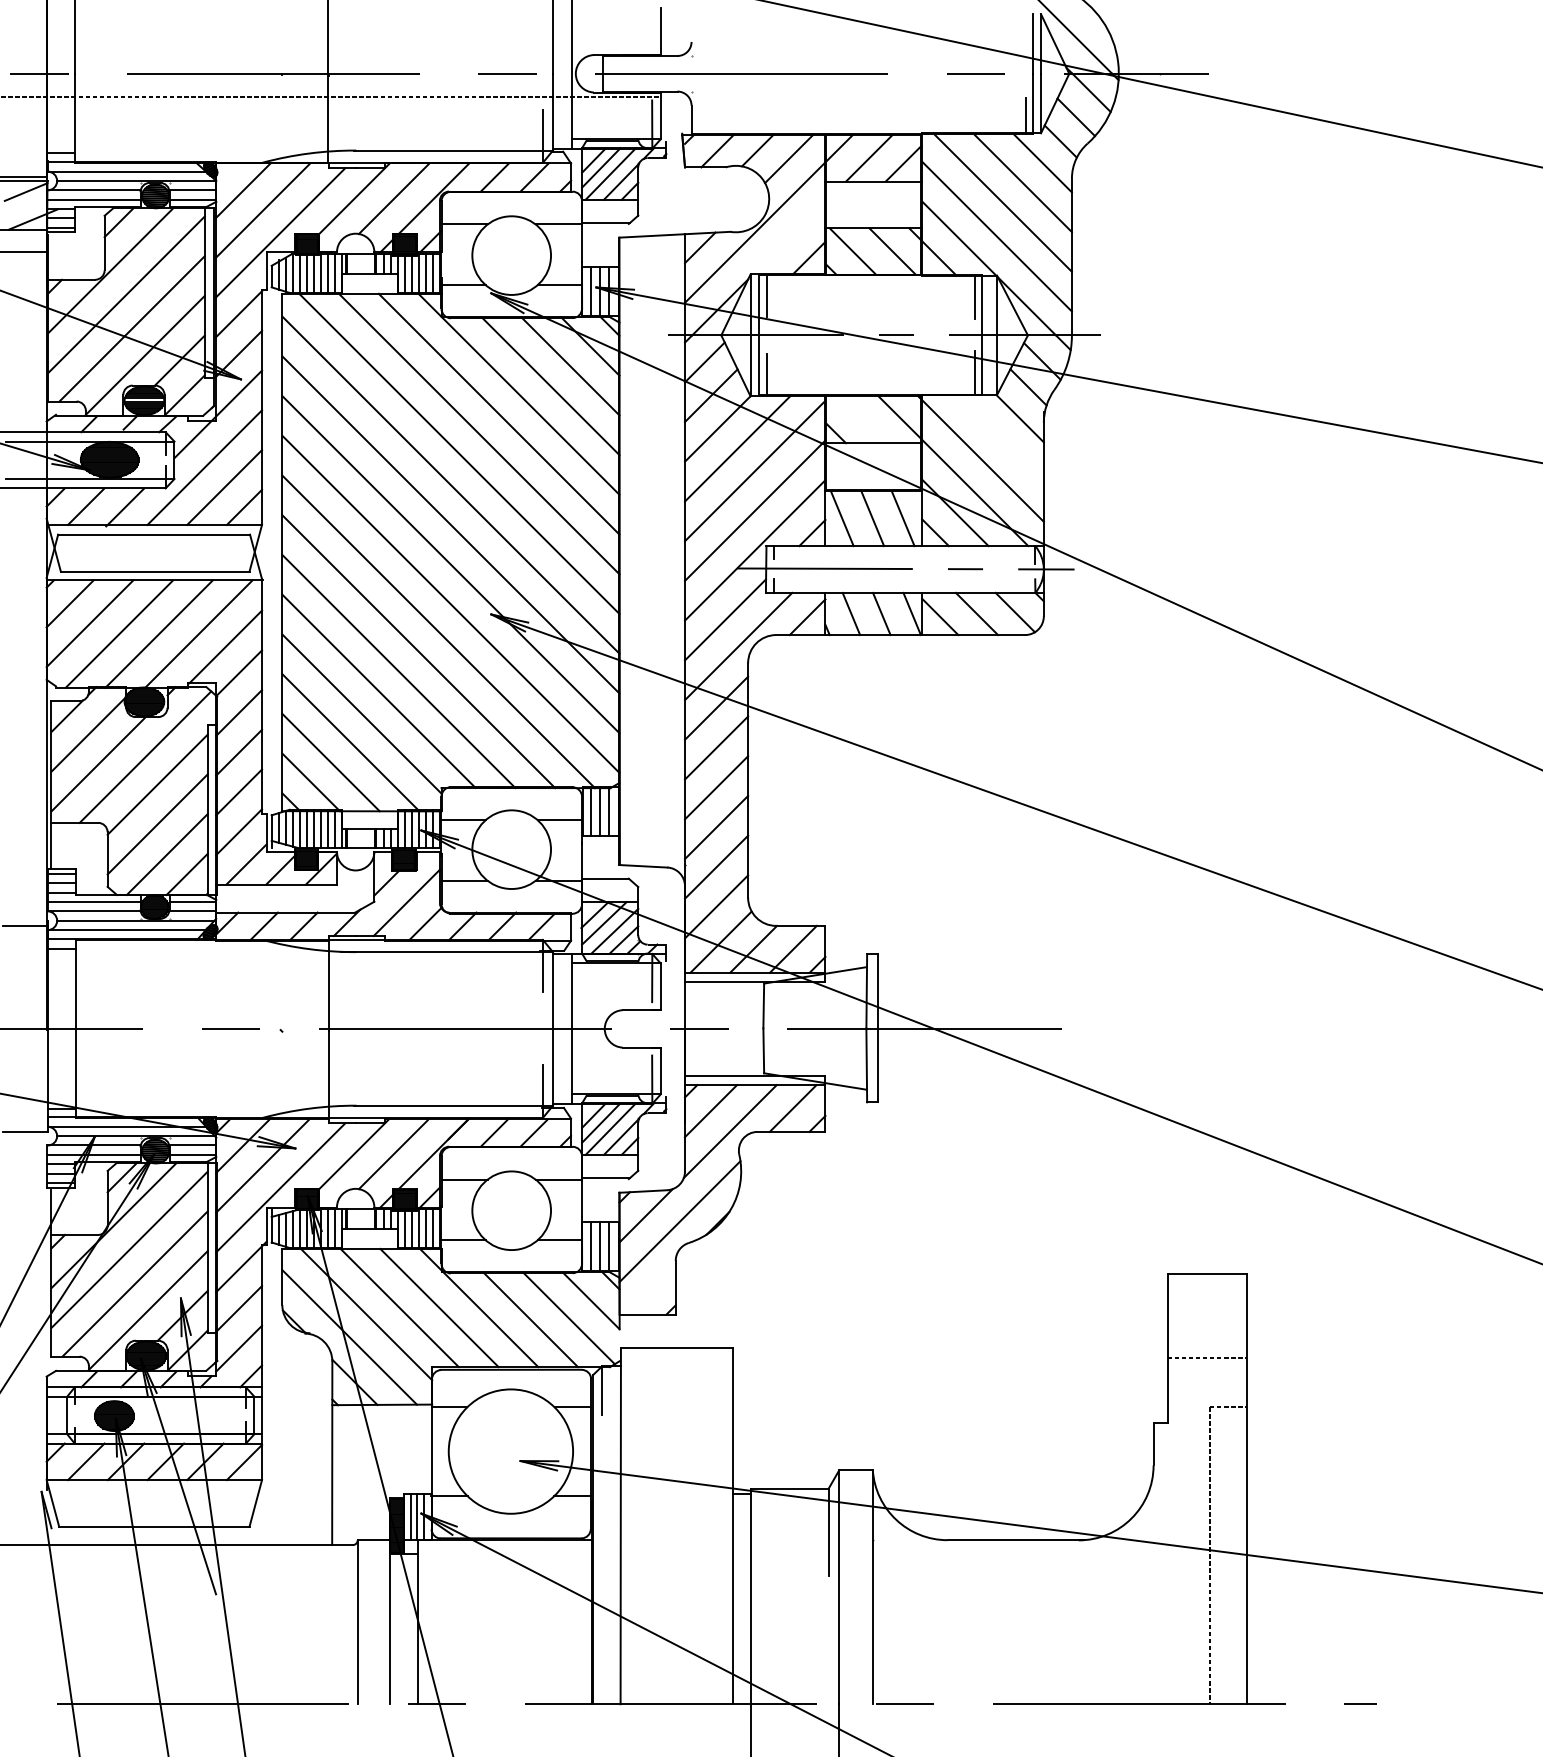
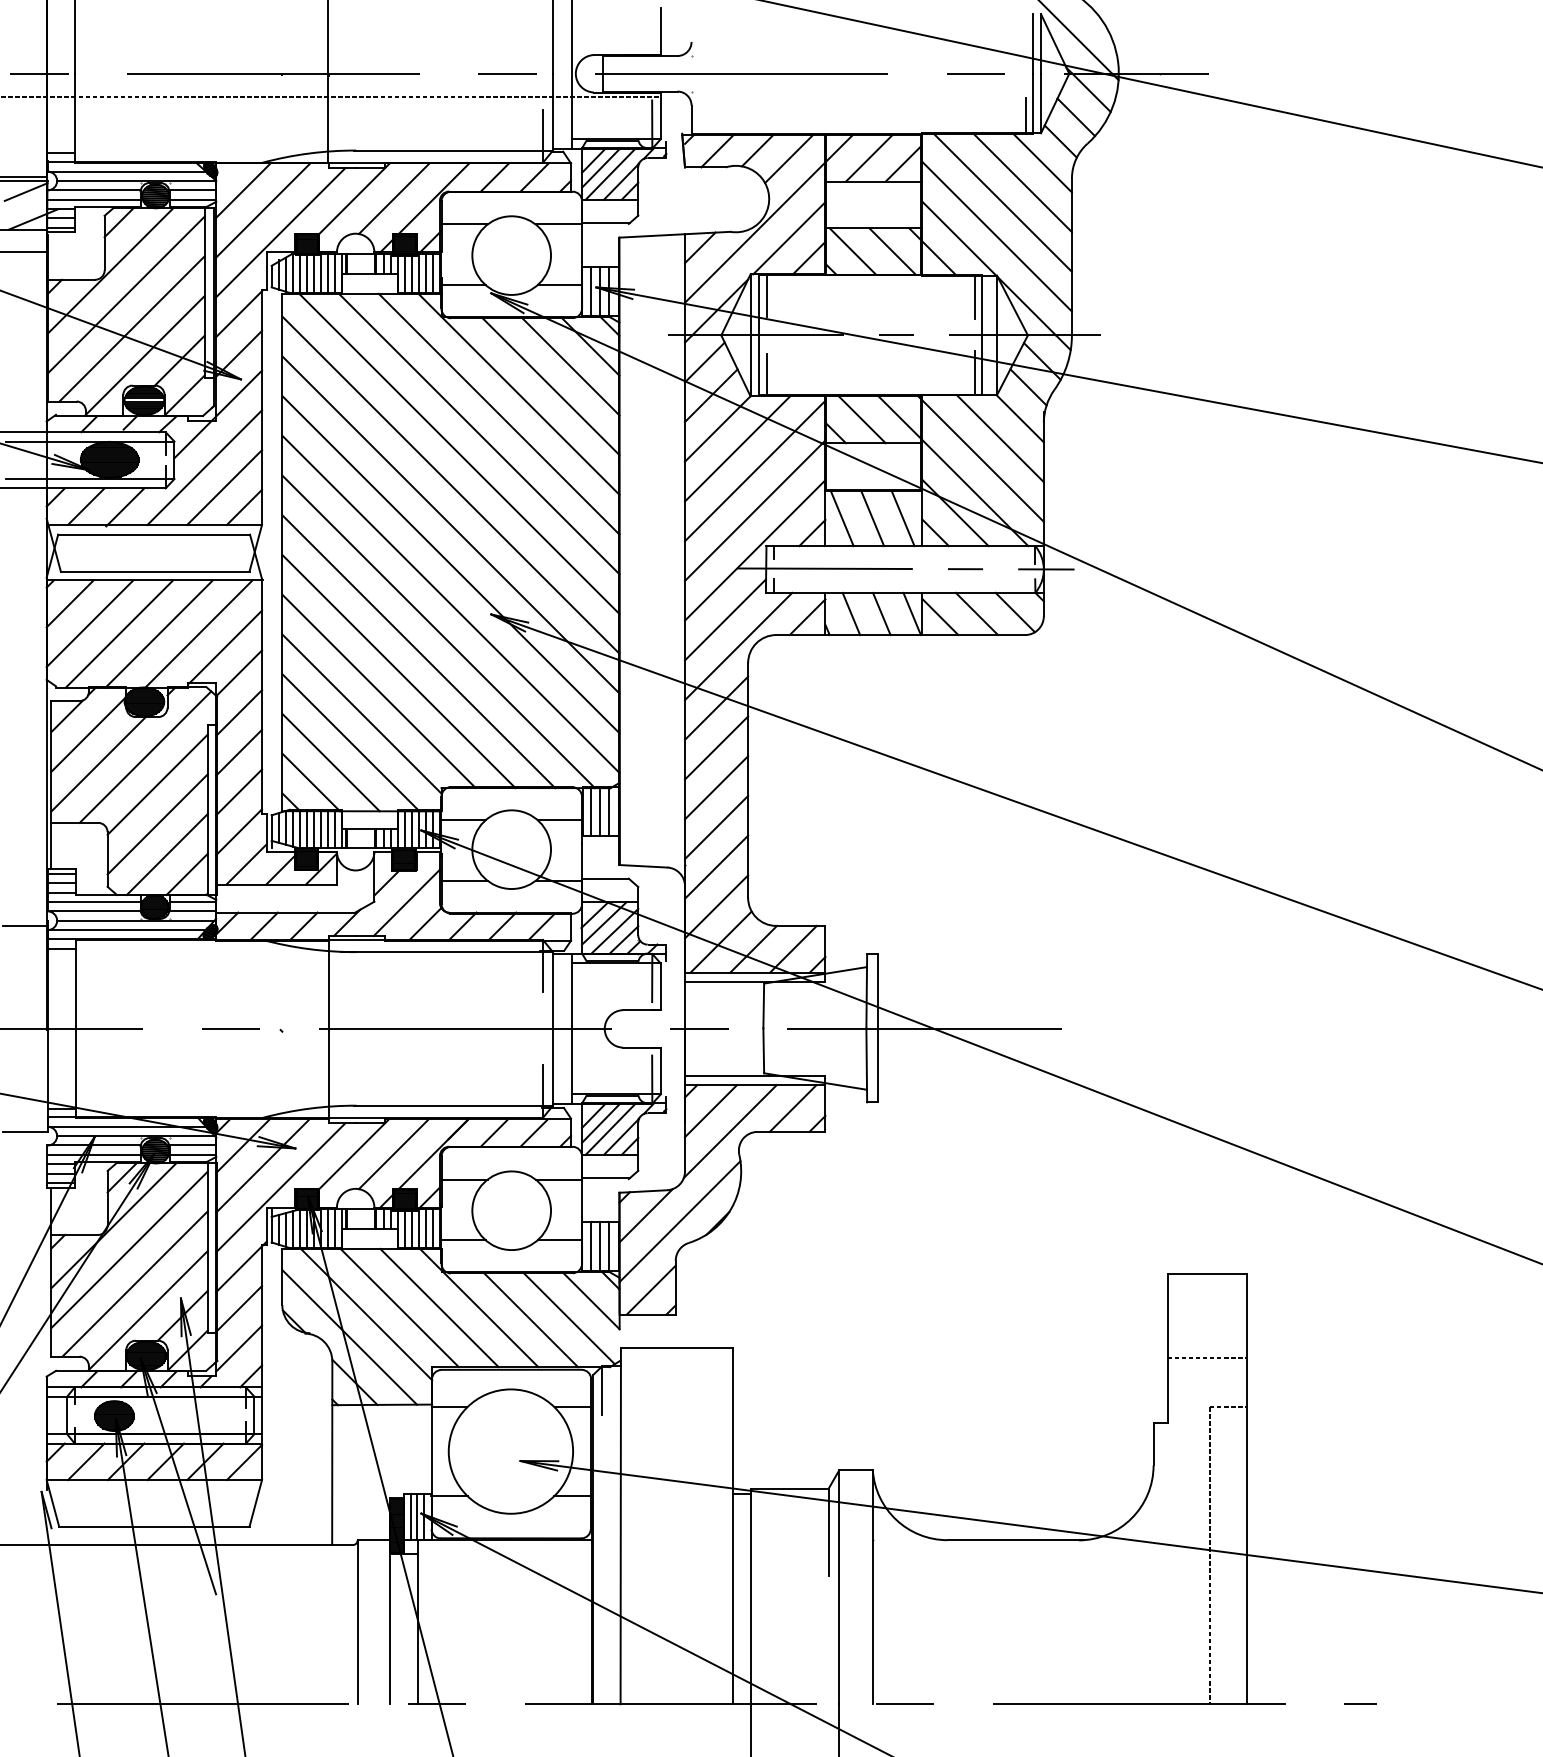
line: none -> present (789, 238)
line: none -> present (861, 419)
line: none -> present (1000, 438)
line: none -> present (650, 1289)
